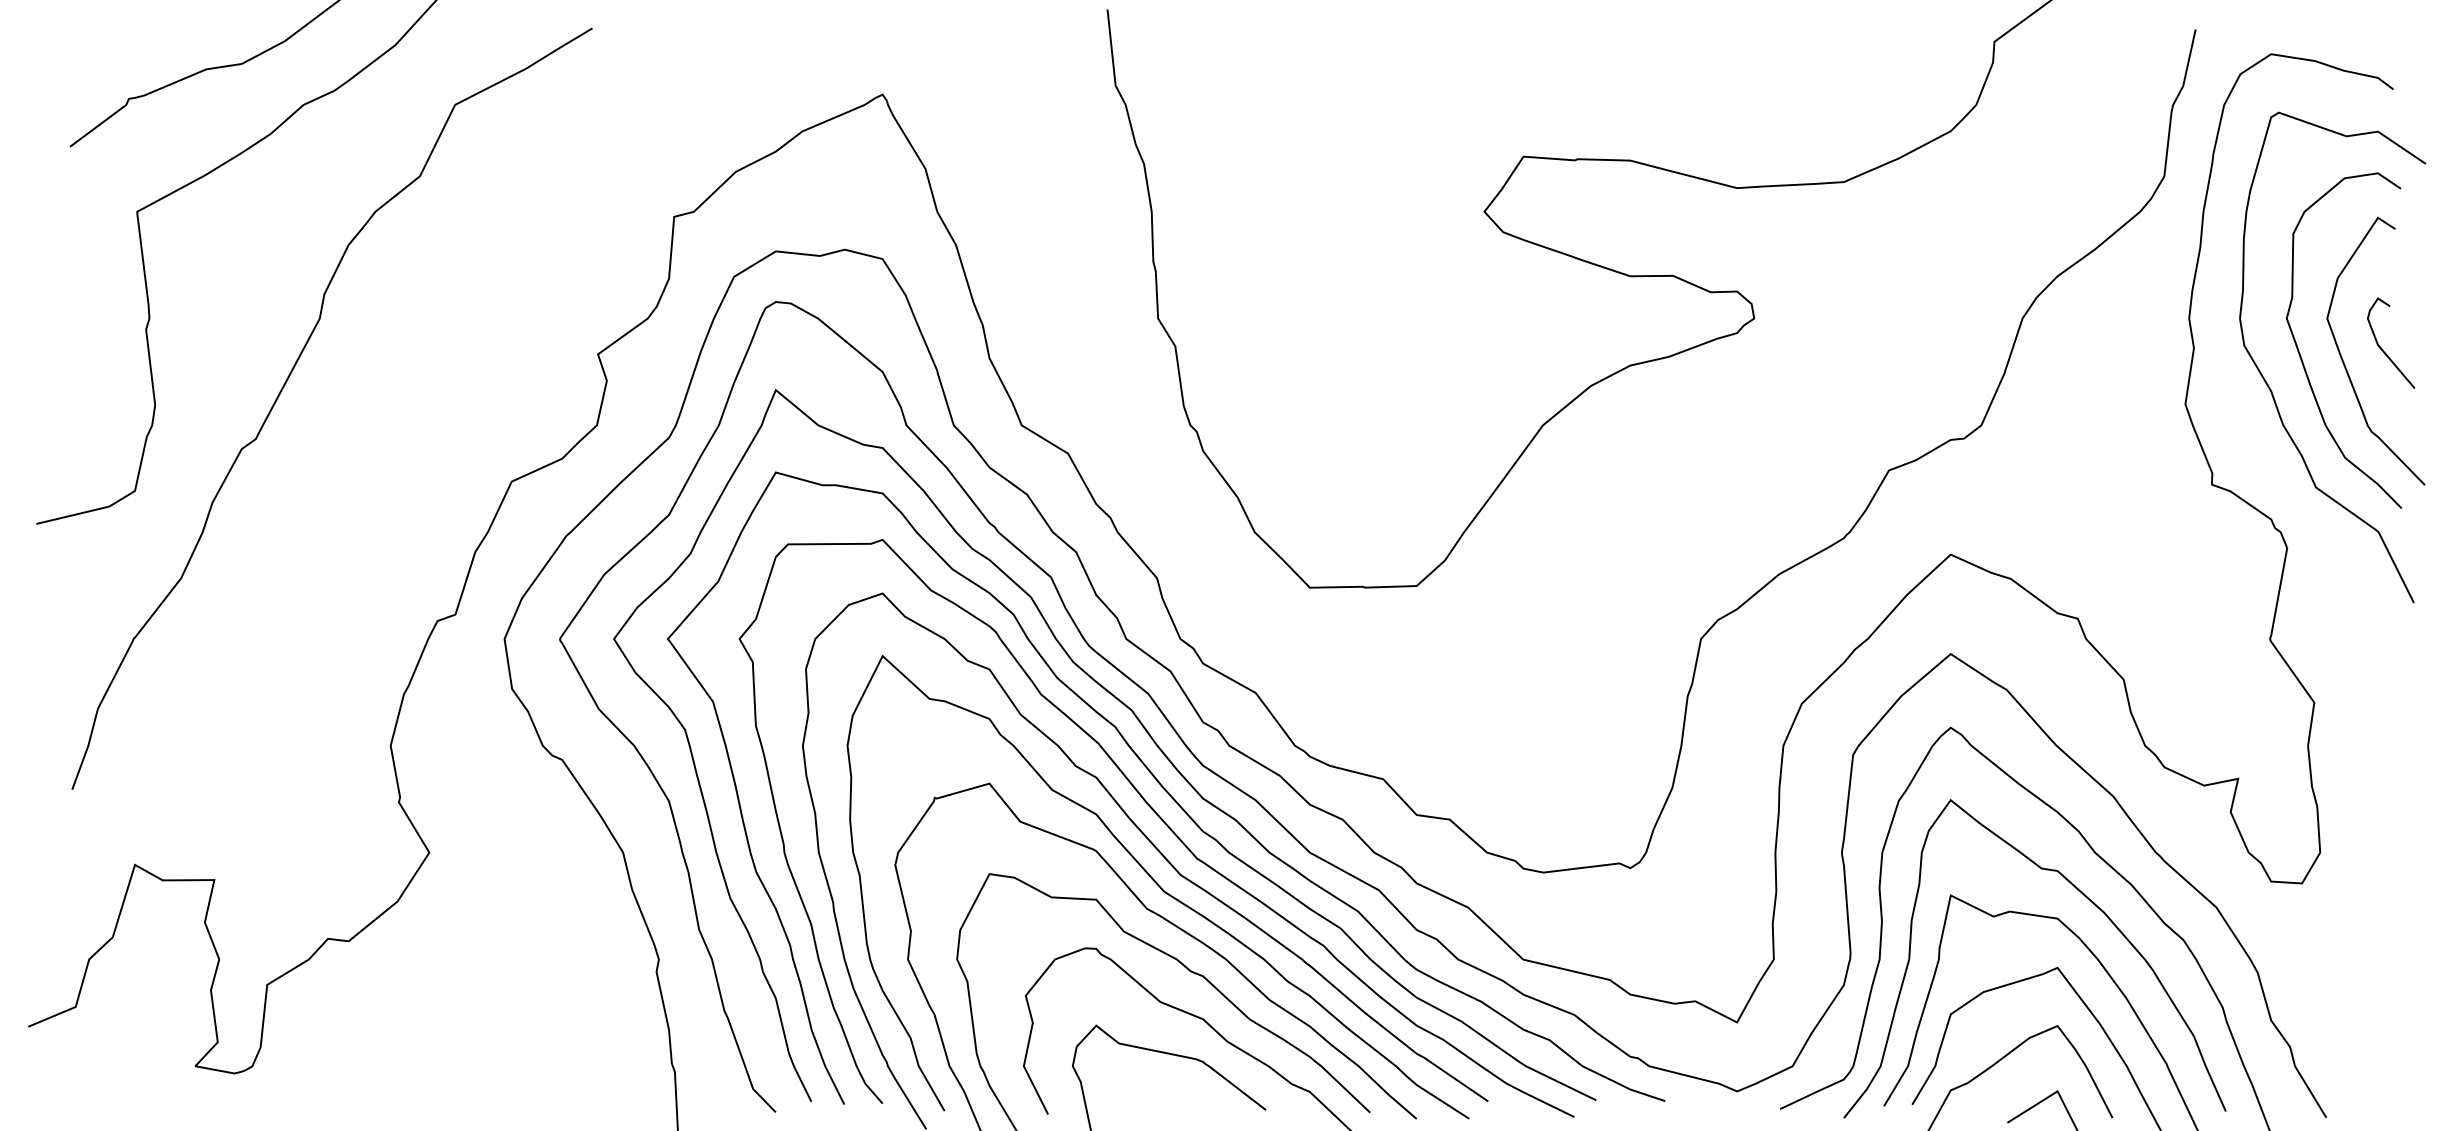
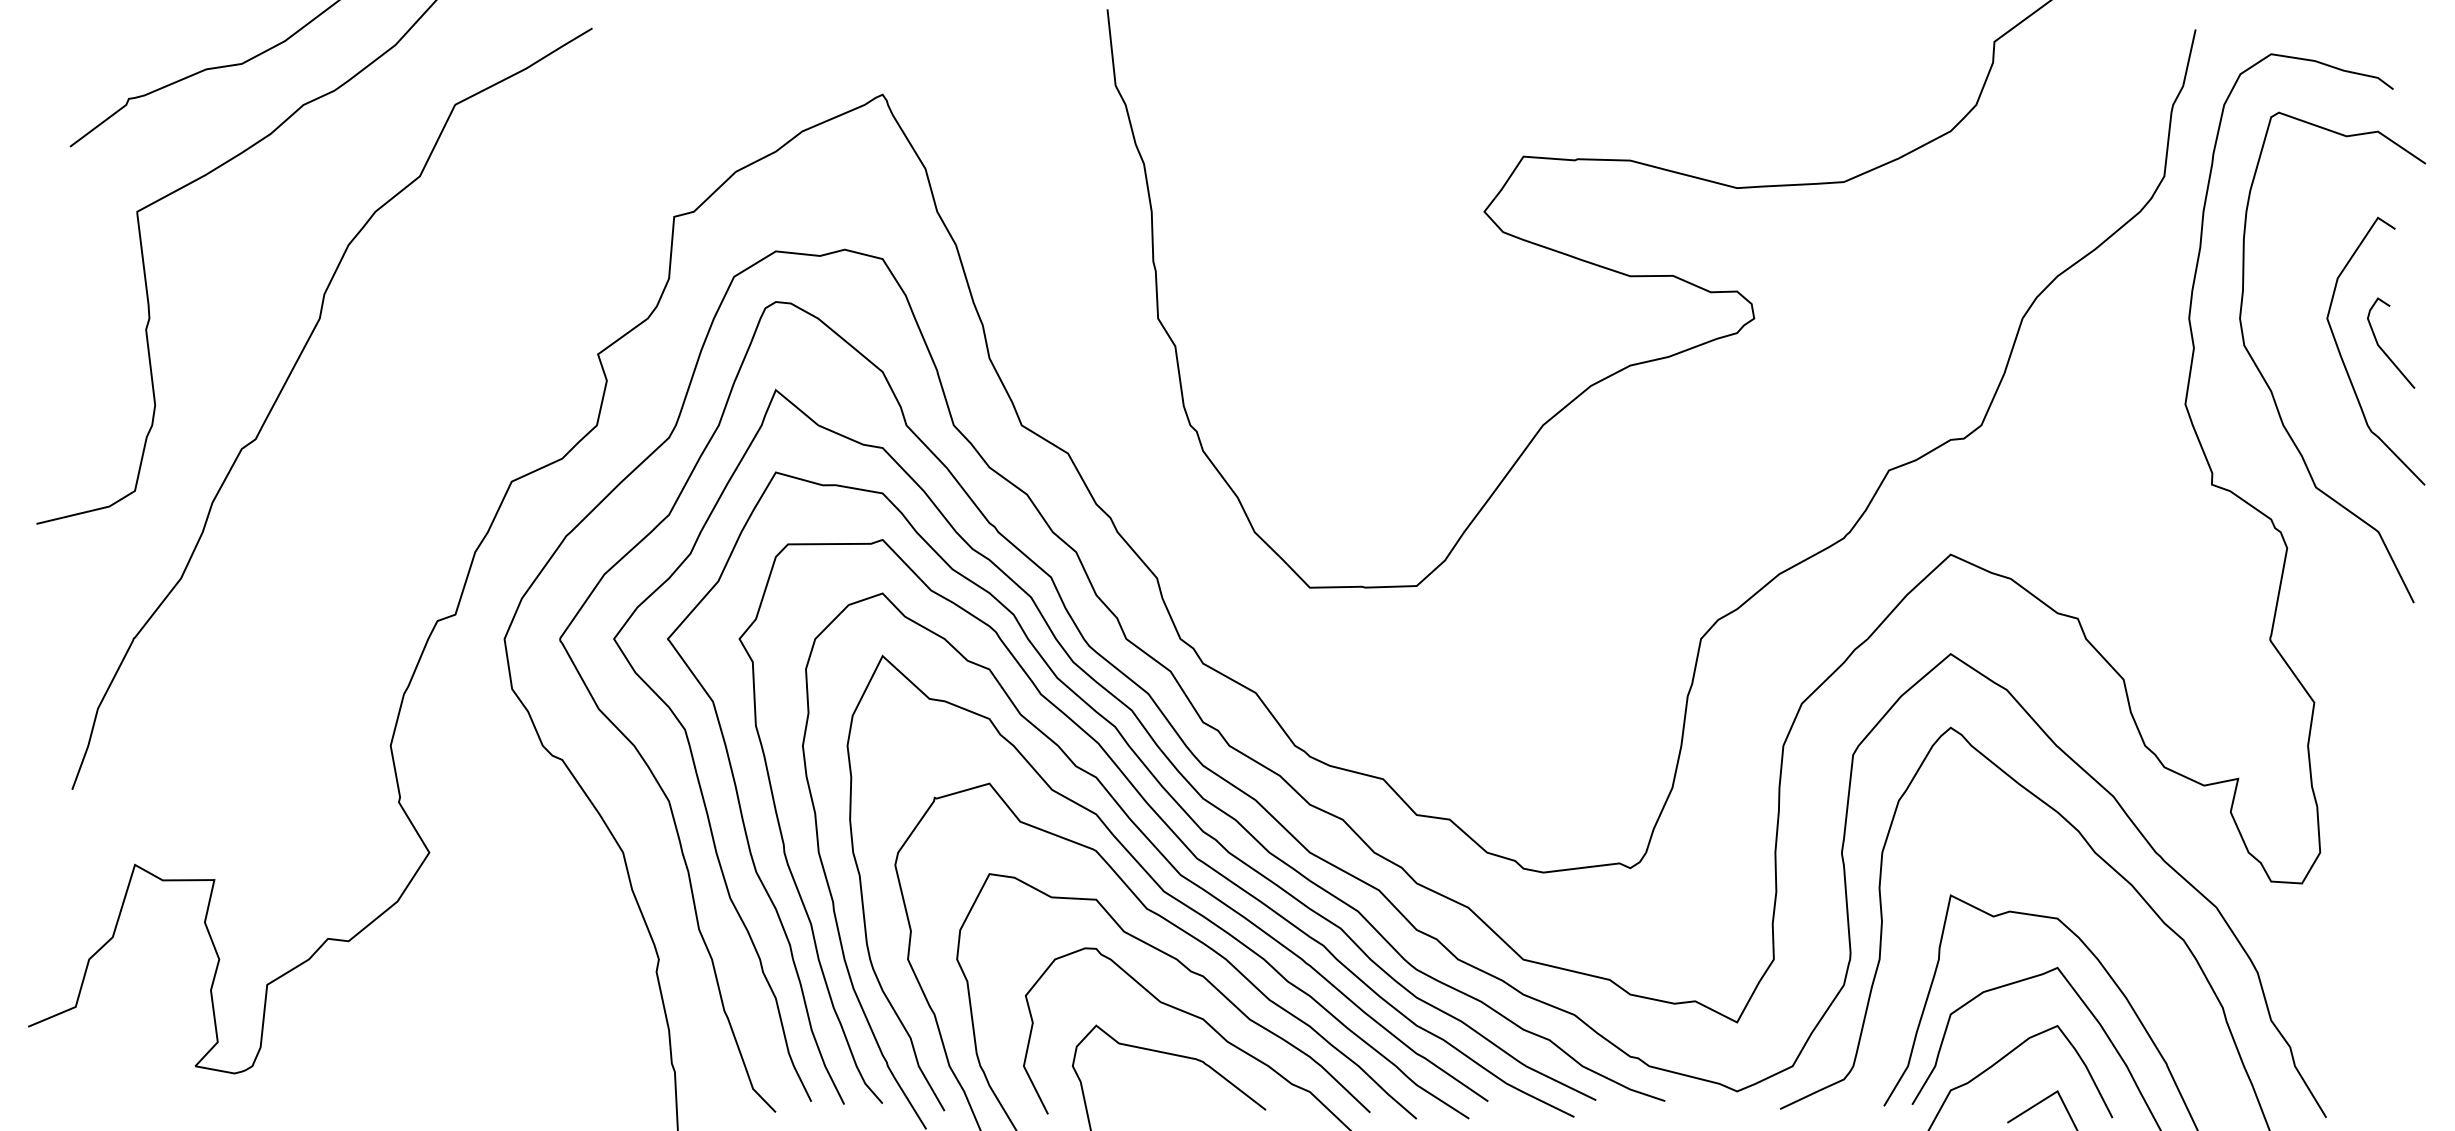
curve: present -> none (2300, 353)
curve: present -> none (2087, 899)
